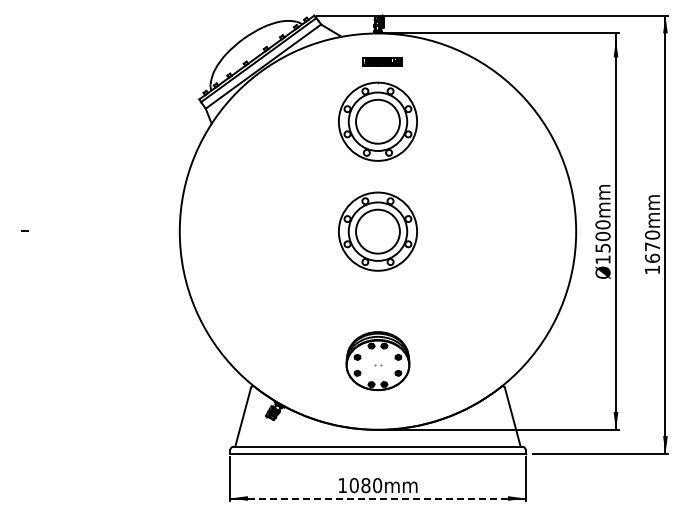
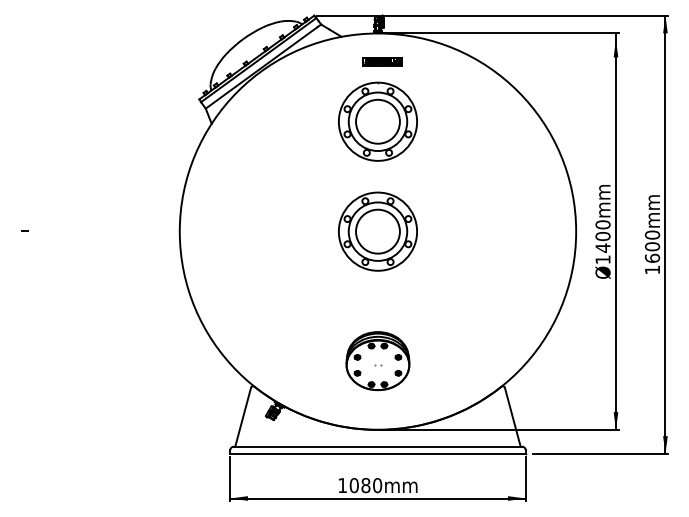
text: 1670mm -> 1600mm (652, 246)
text: Ø1500mm -> Ø1400mm (602, 247)
line: dashed -> solid (377, 498)
